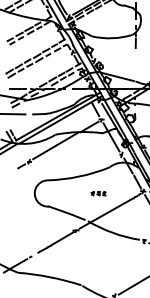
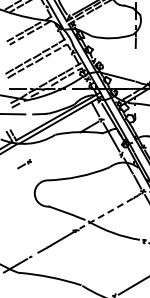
line: present -> none (55, 146)
part: present -> none (98, 193)
line: solid -> dashed (106, 213)
